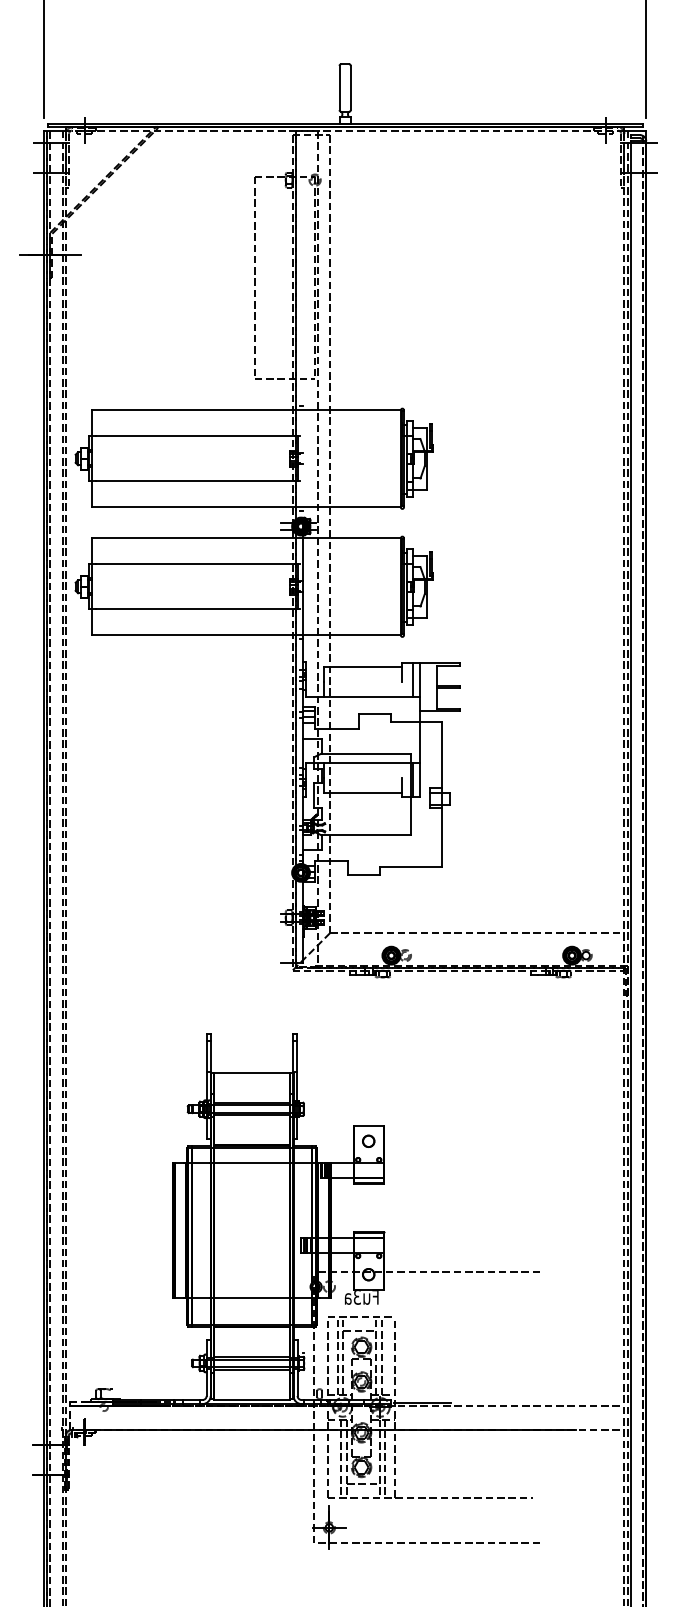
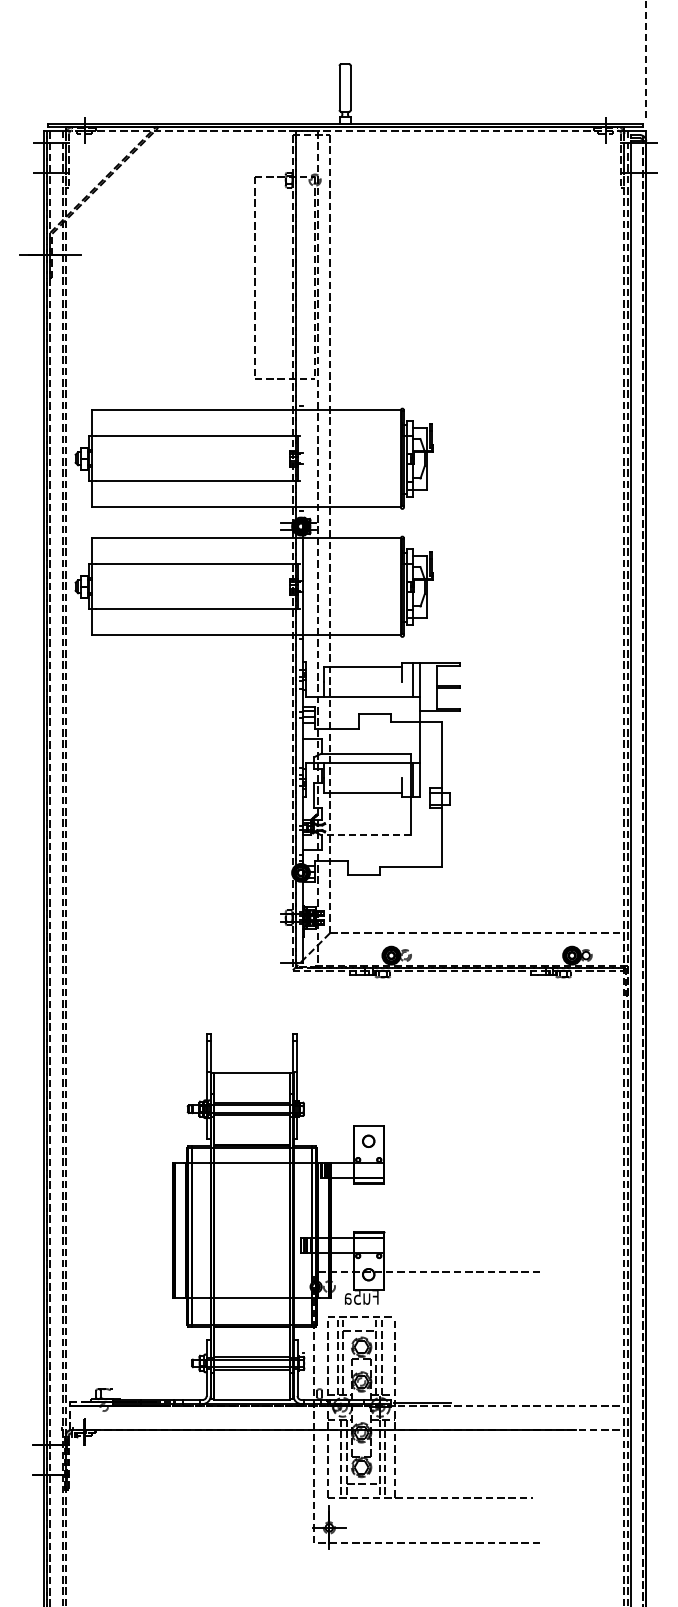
line: solid -> dashed (646, 59)
line: present -> none (44, 60)
line: solid -> dashed (366, 835)
text: Fu3a -> Fu5a (356, 1297)
